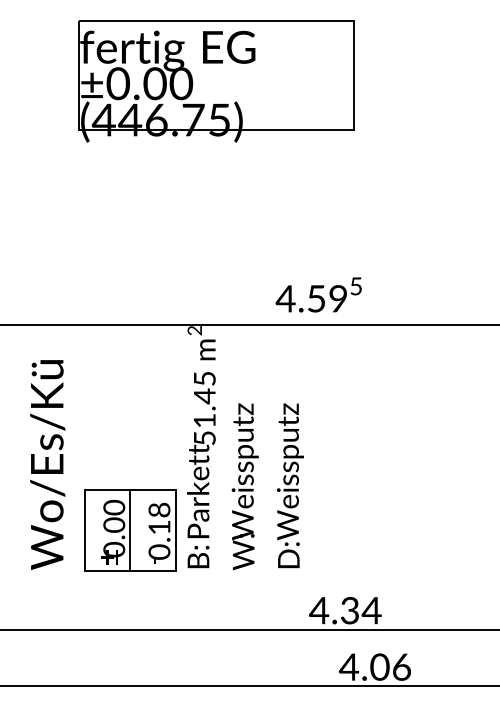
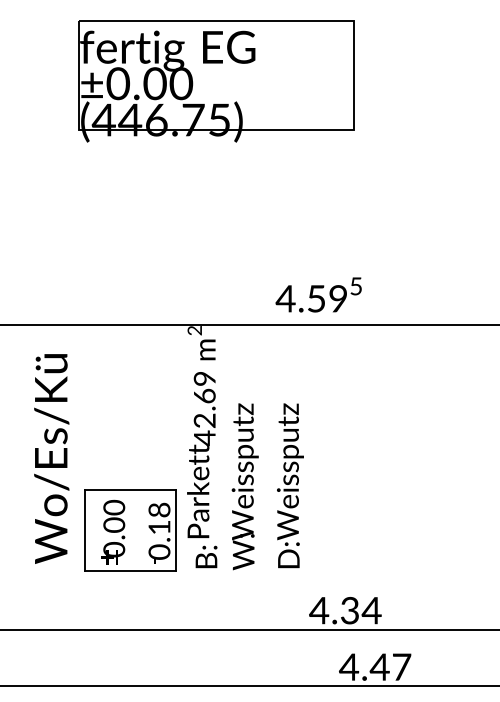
text: 51.45 -> 42.69 (204, 409)
text position: (47, 464) -> (51, 458) (51, 458)
line: present -> none (130, 530)
text position: (198, 556) -> (206, 556) (206, 556)
text: 4.06 -> 4.47 (390, 666)
